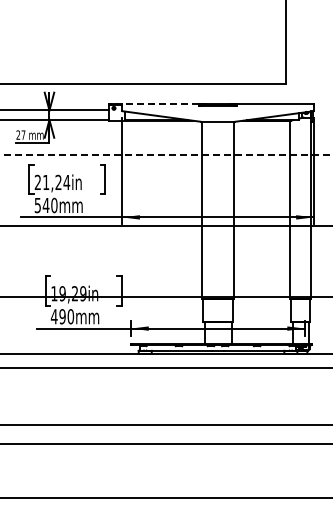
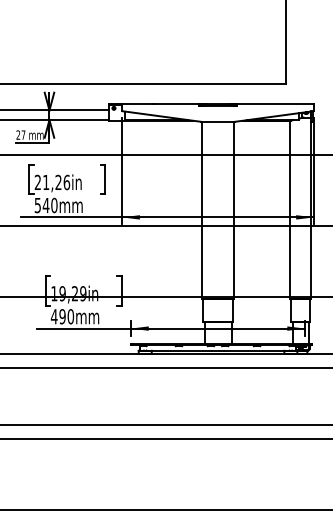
line: dashed -> solid (160, 104)
line: dashed -> solid (166, 155)
text: 21,24in -> 21,26in (66, 182)
line position: (165, 444) -> (165, 439) (165, 439)
line position: (165, 498) -> (165, 510) (165, 510)
